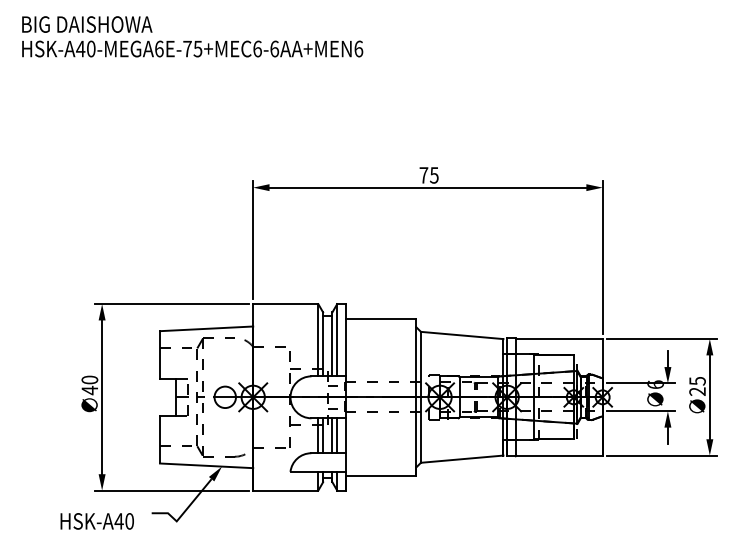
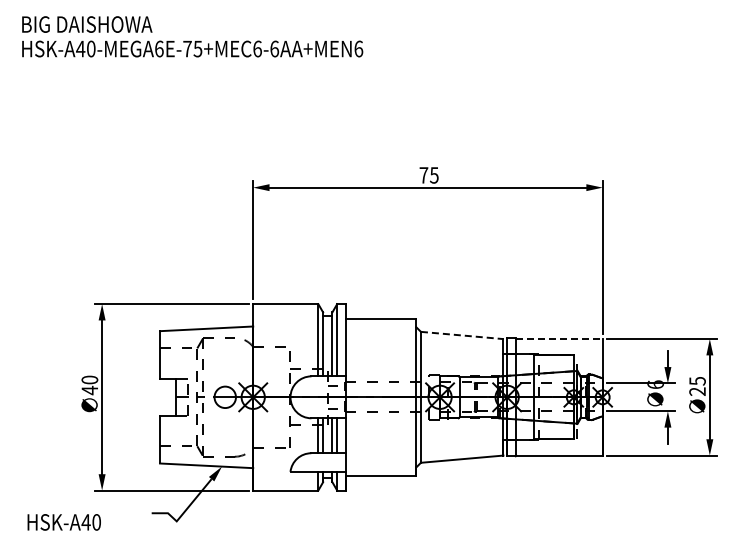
line: solid -> dashed (462, 335)
line: solid -> dashed (560, 339)
text position: (96, 521) -> (63, 522) (63, 522)
